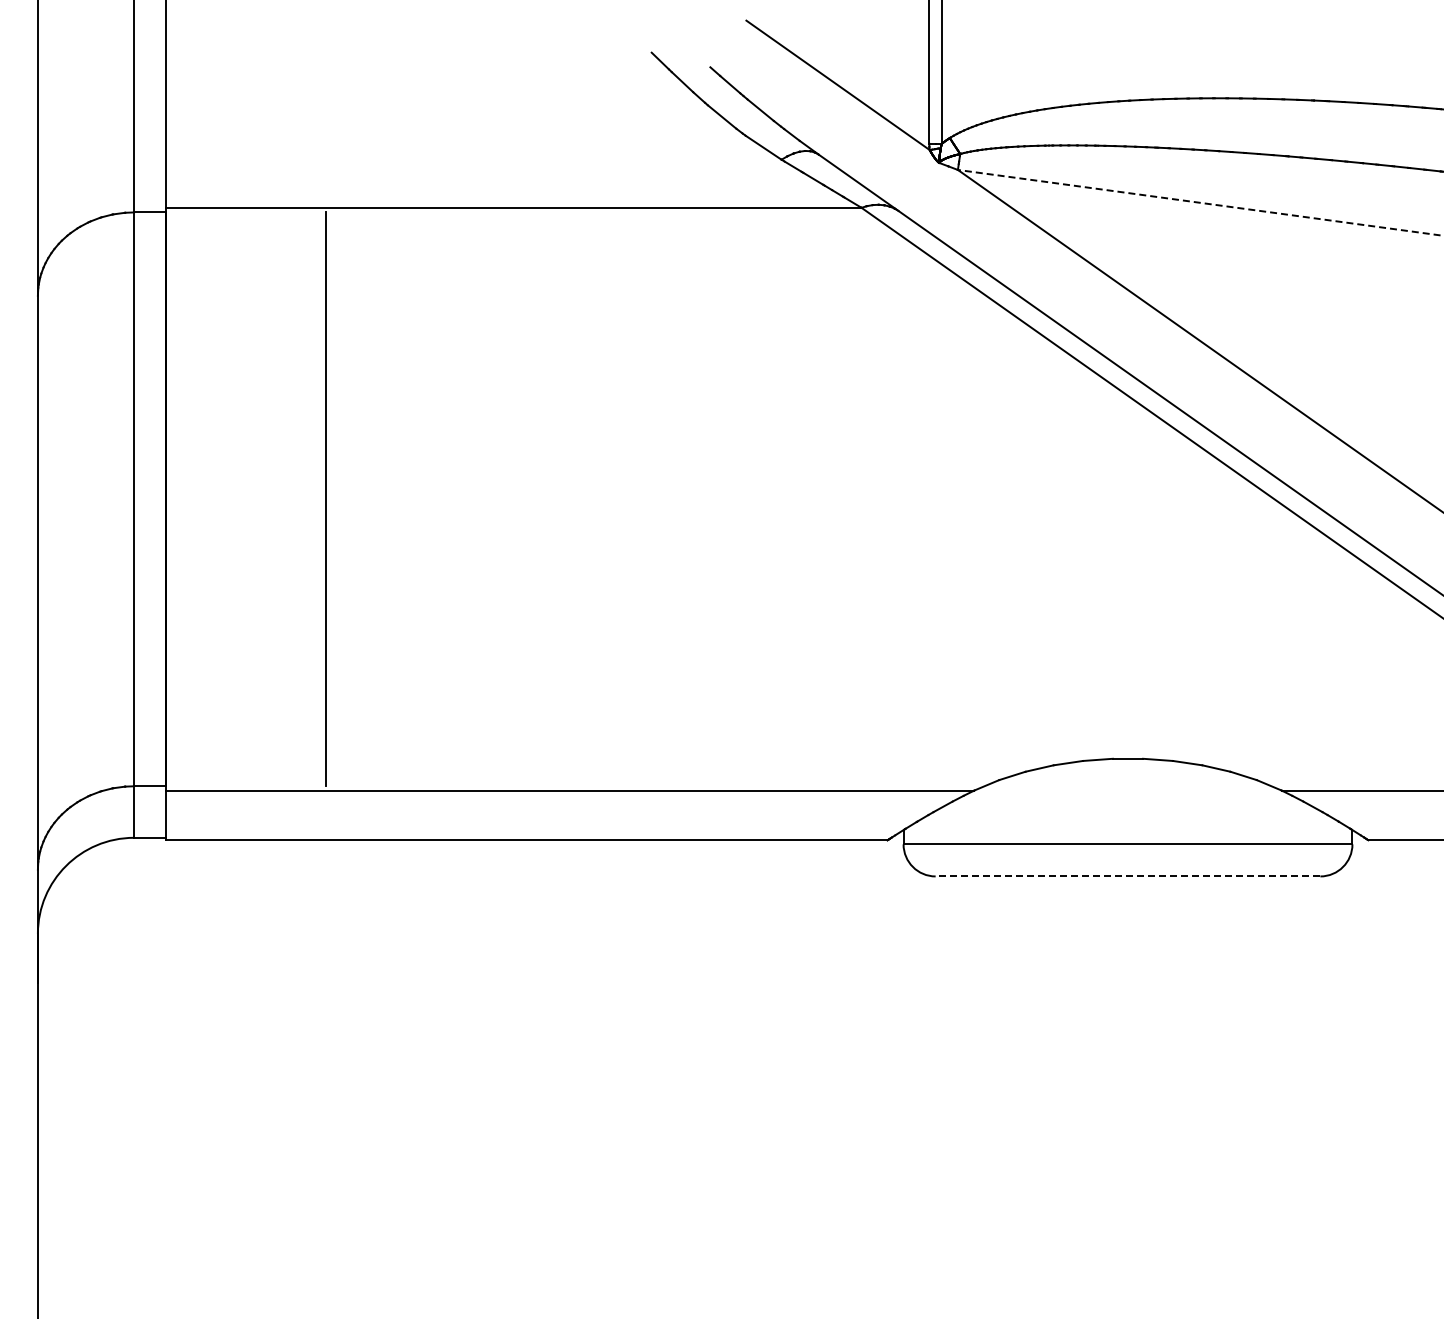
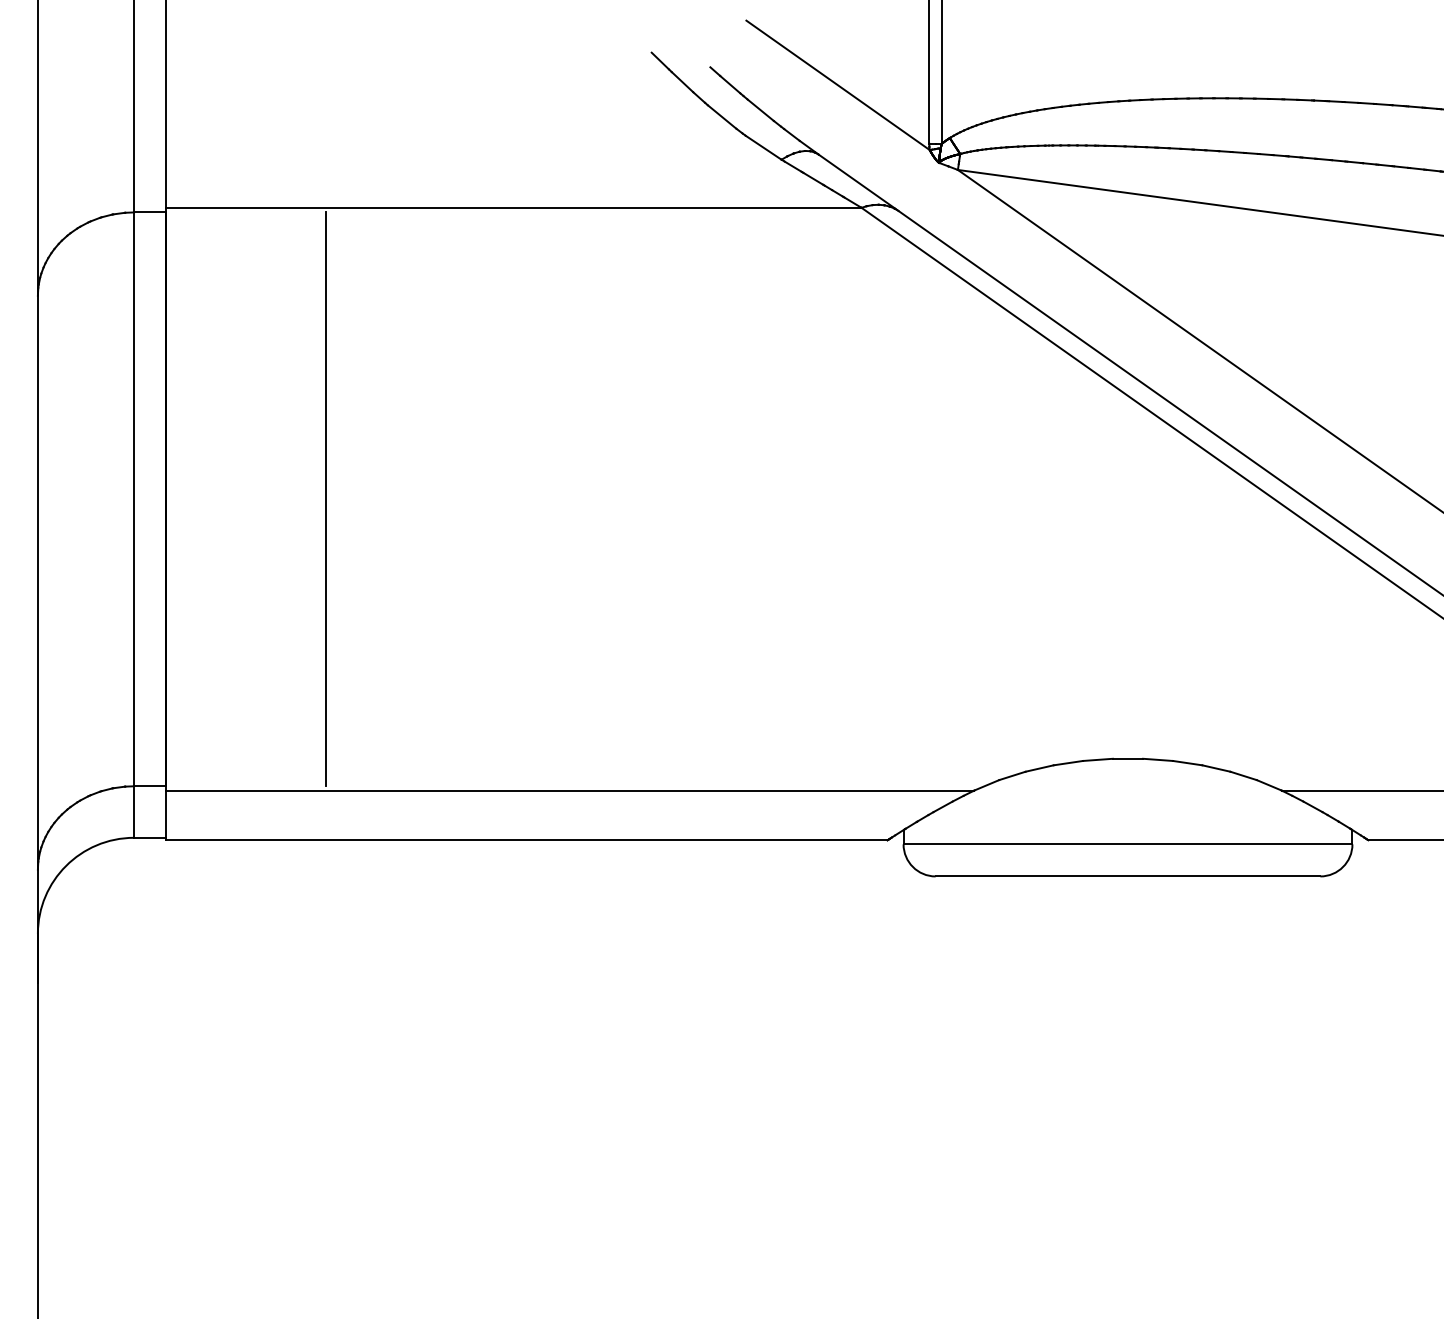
line: dashed -> solid (1200, 202)
line: dashed -> solid (1127, 876)
